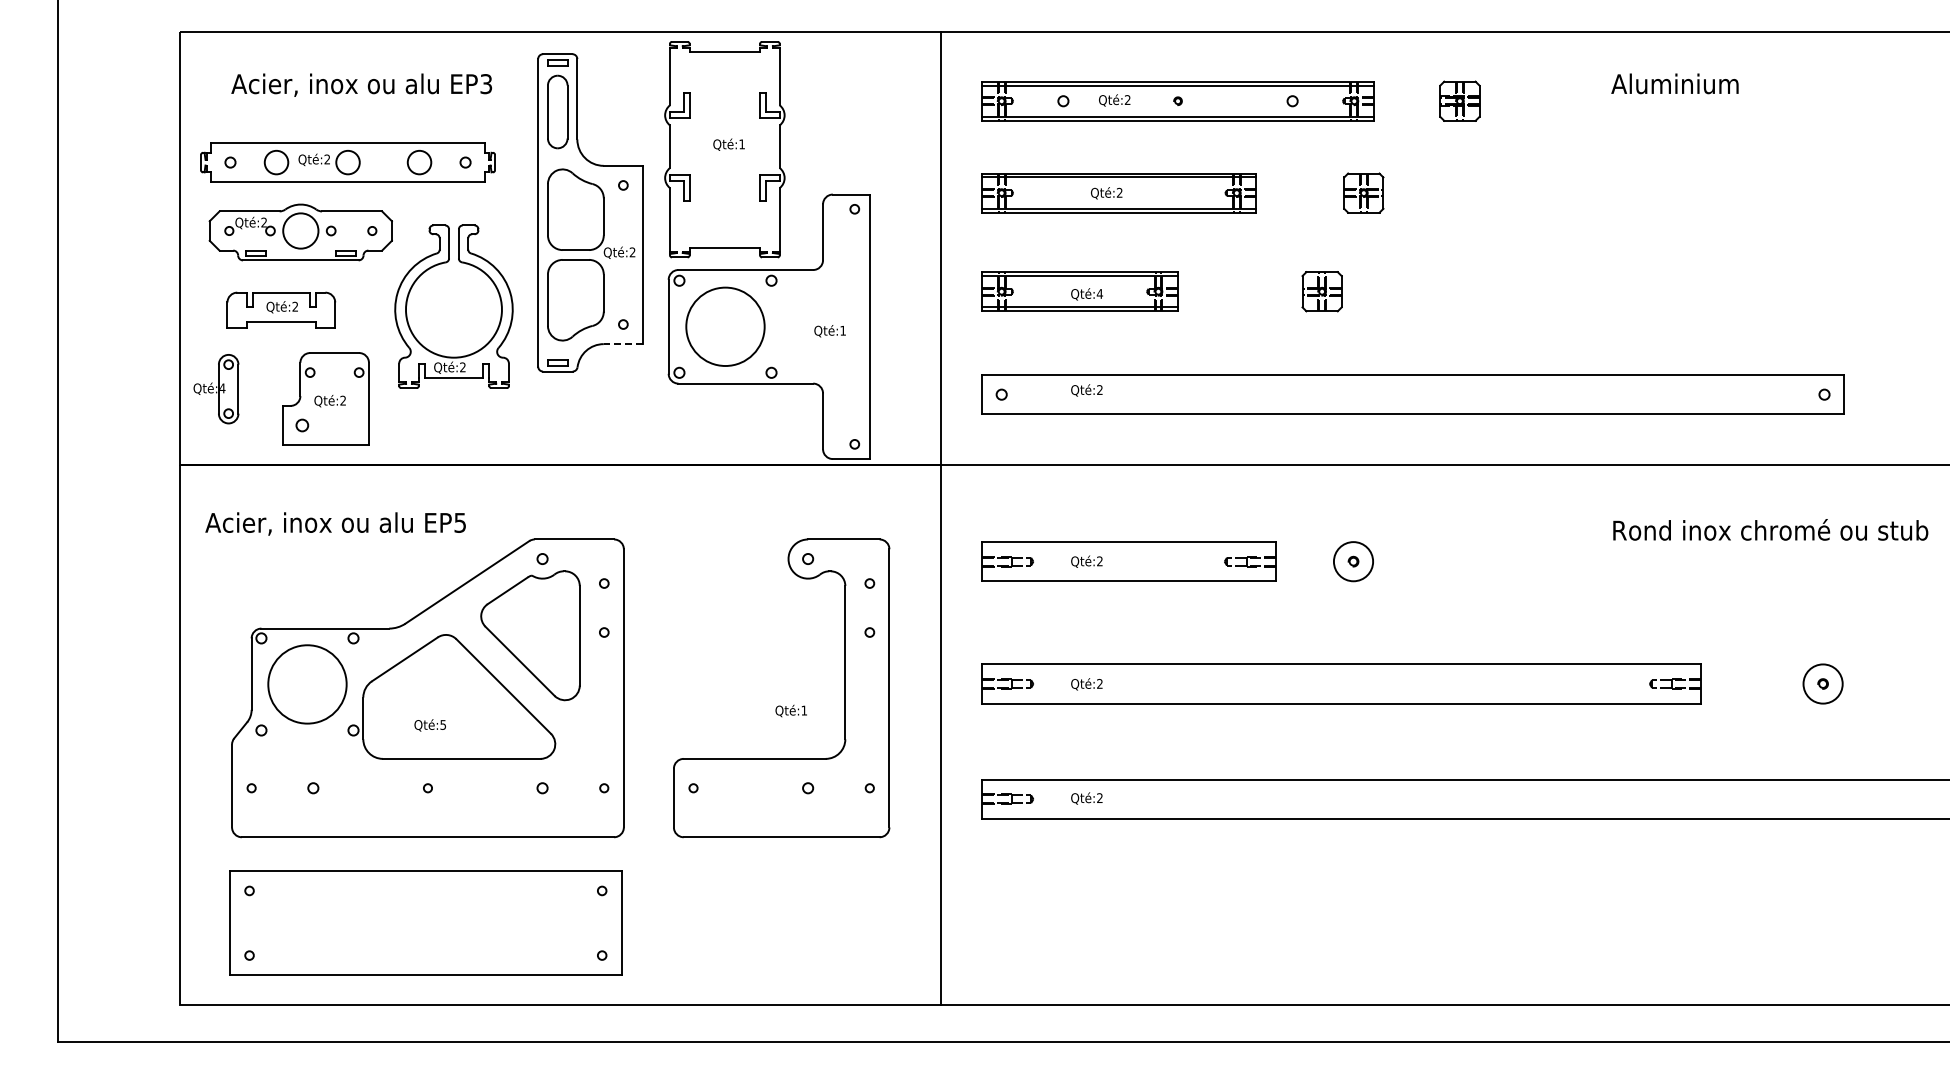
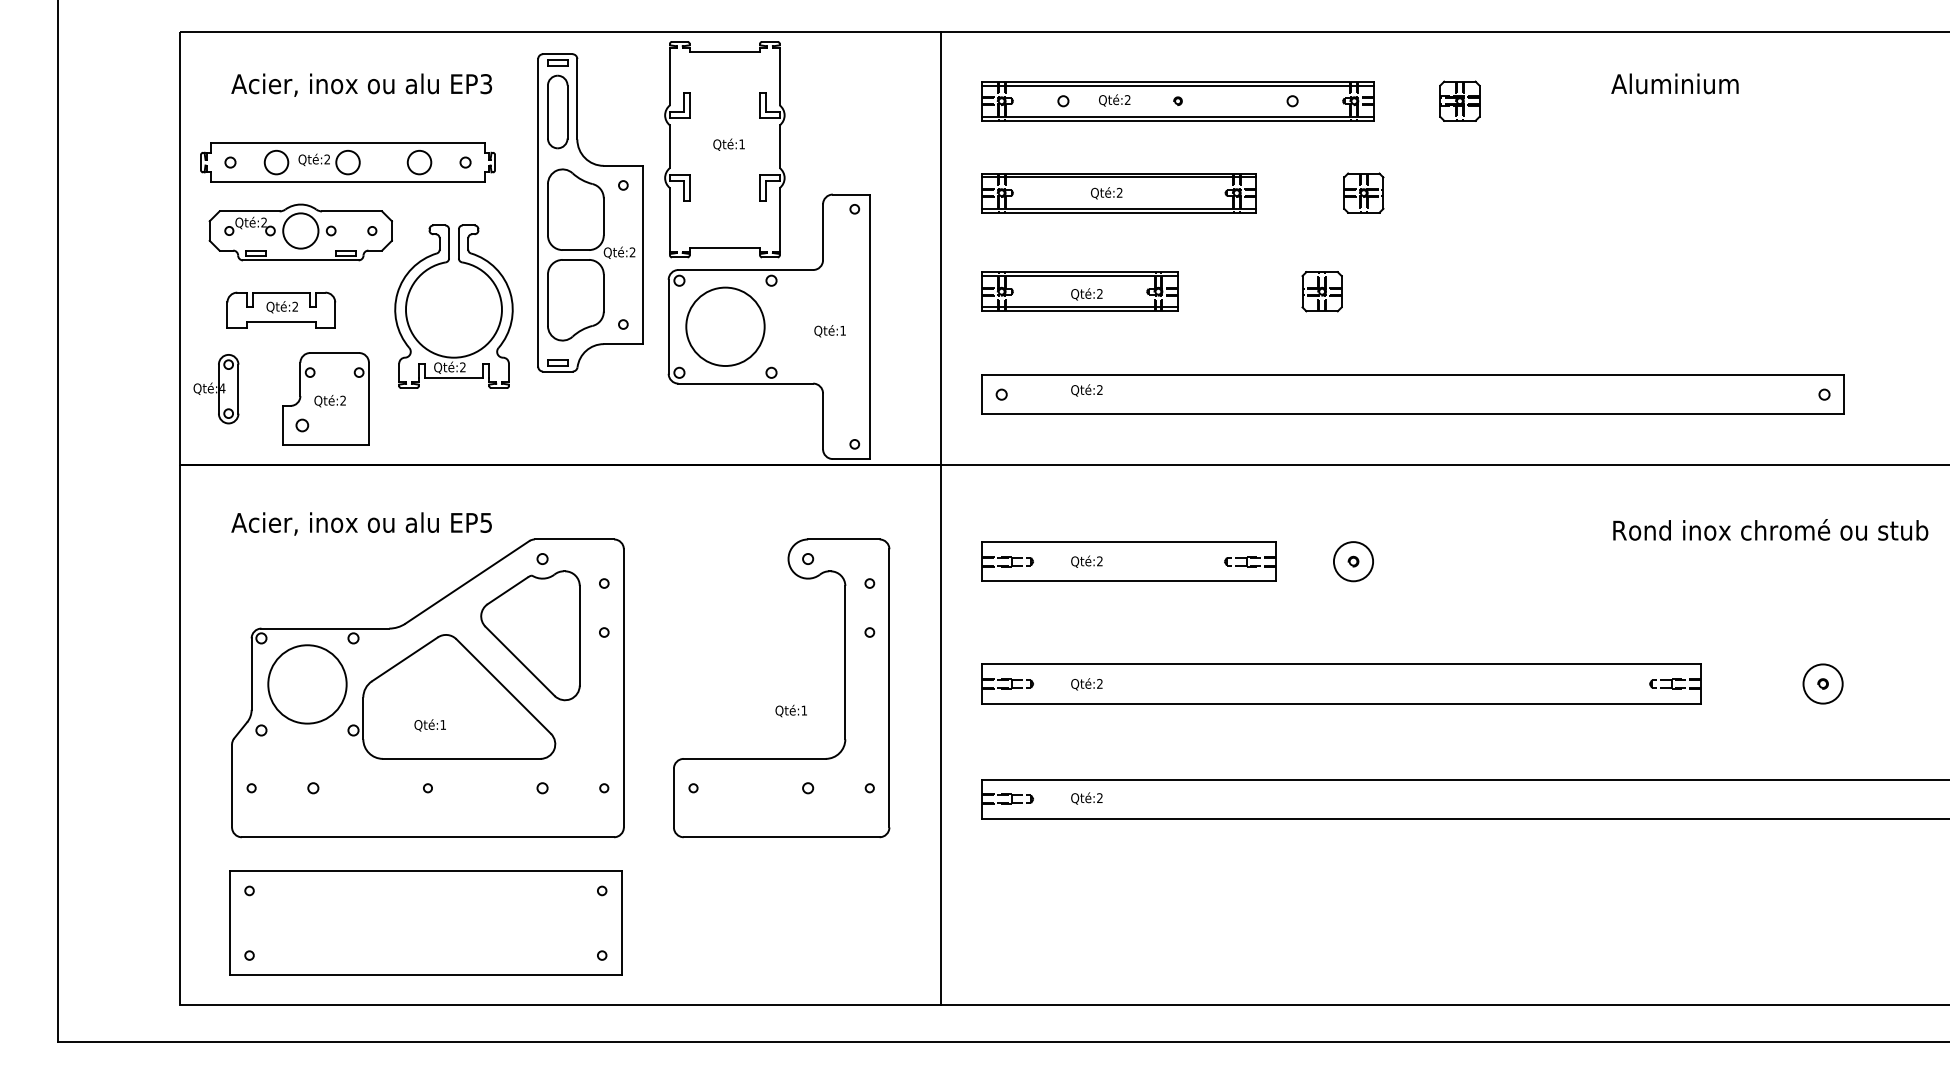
text: Qté:4 -> Qté:2 (1099, 293)
line: dashed -> solid (623, 344)
text position: (335, 523) -> (361, 523) (361, 523)
text: Qté:5 -> Qté:1 (442, 724)
